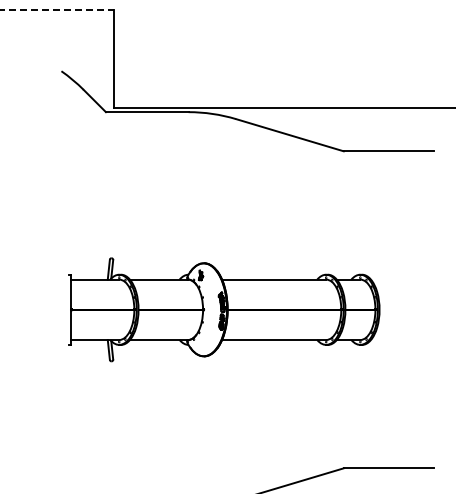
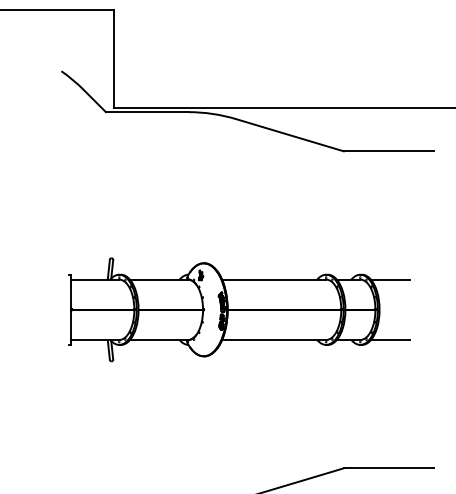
line: dashed -> solid (57, 9)
line: none -> present (390, 279)
line: none -> present (390, 340)
